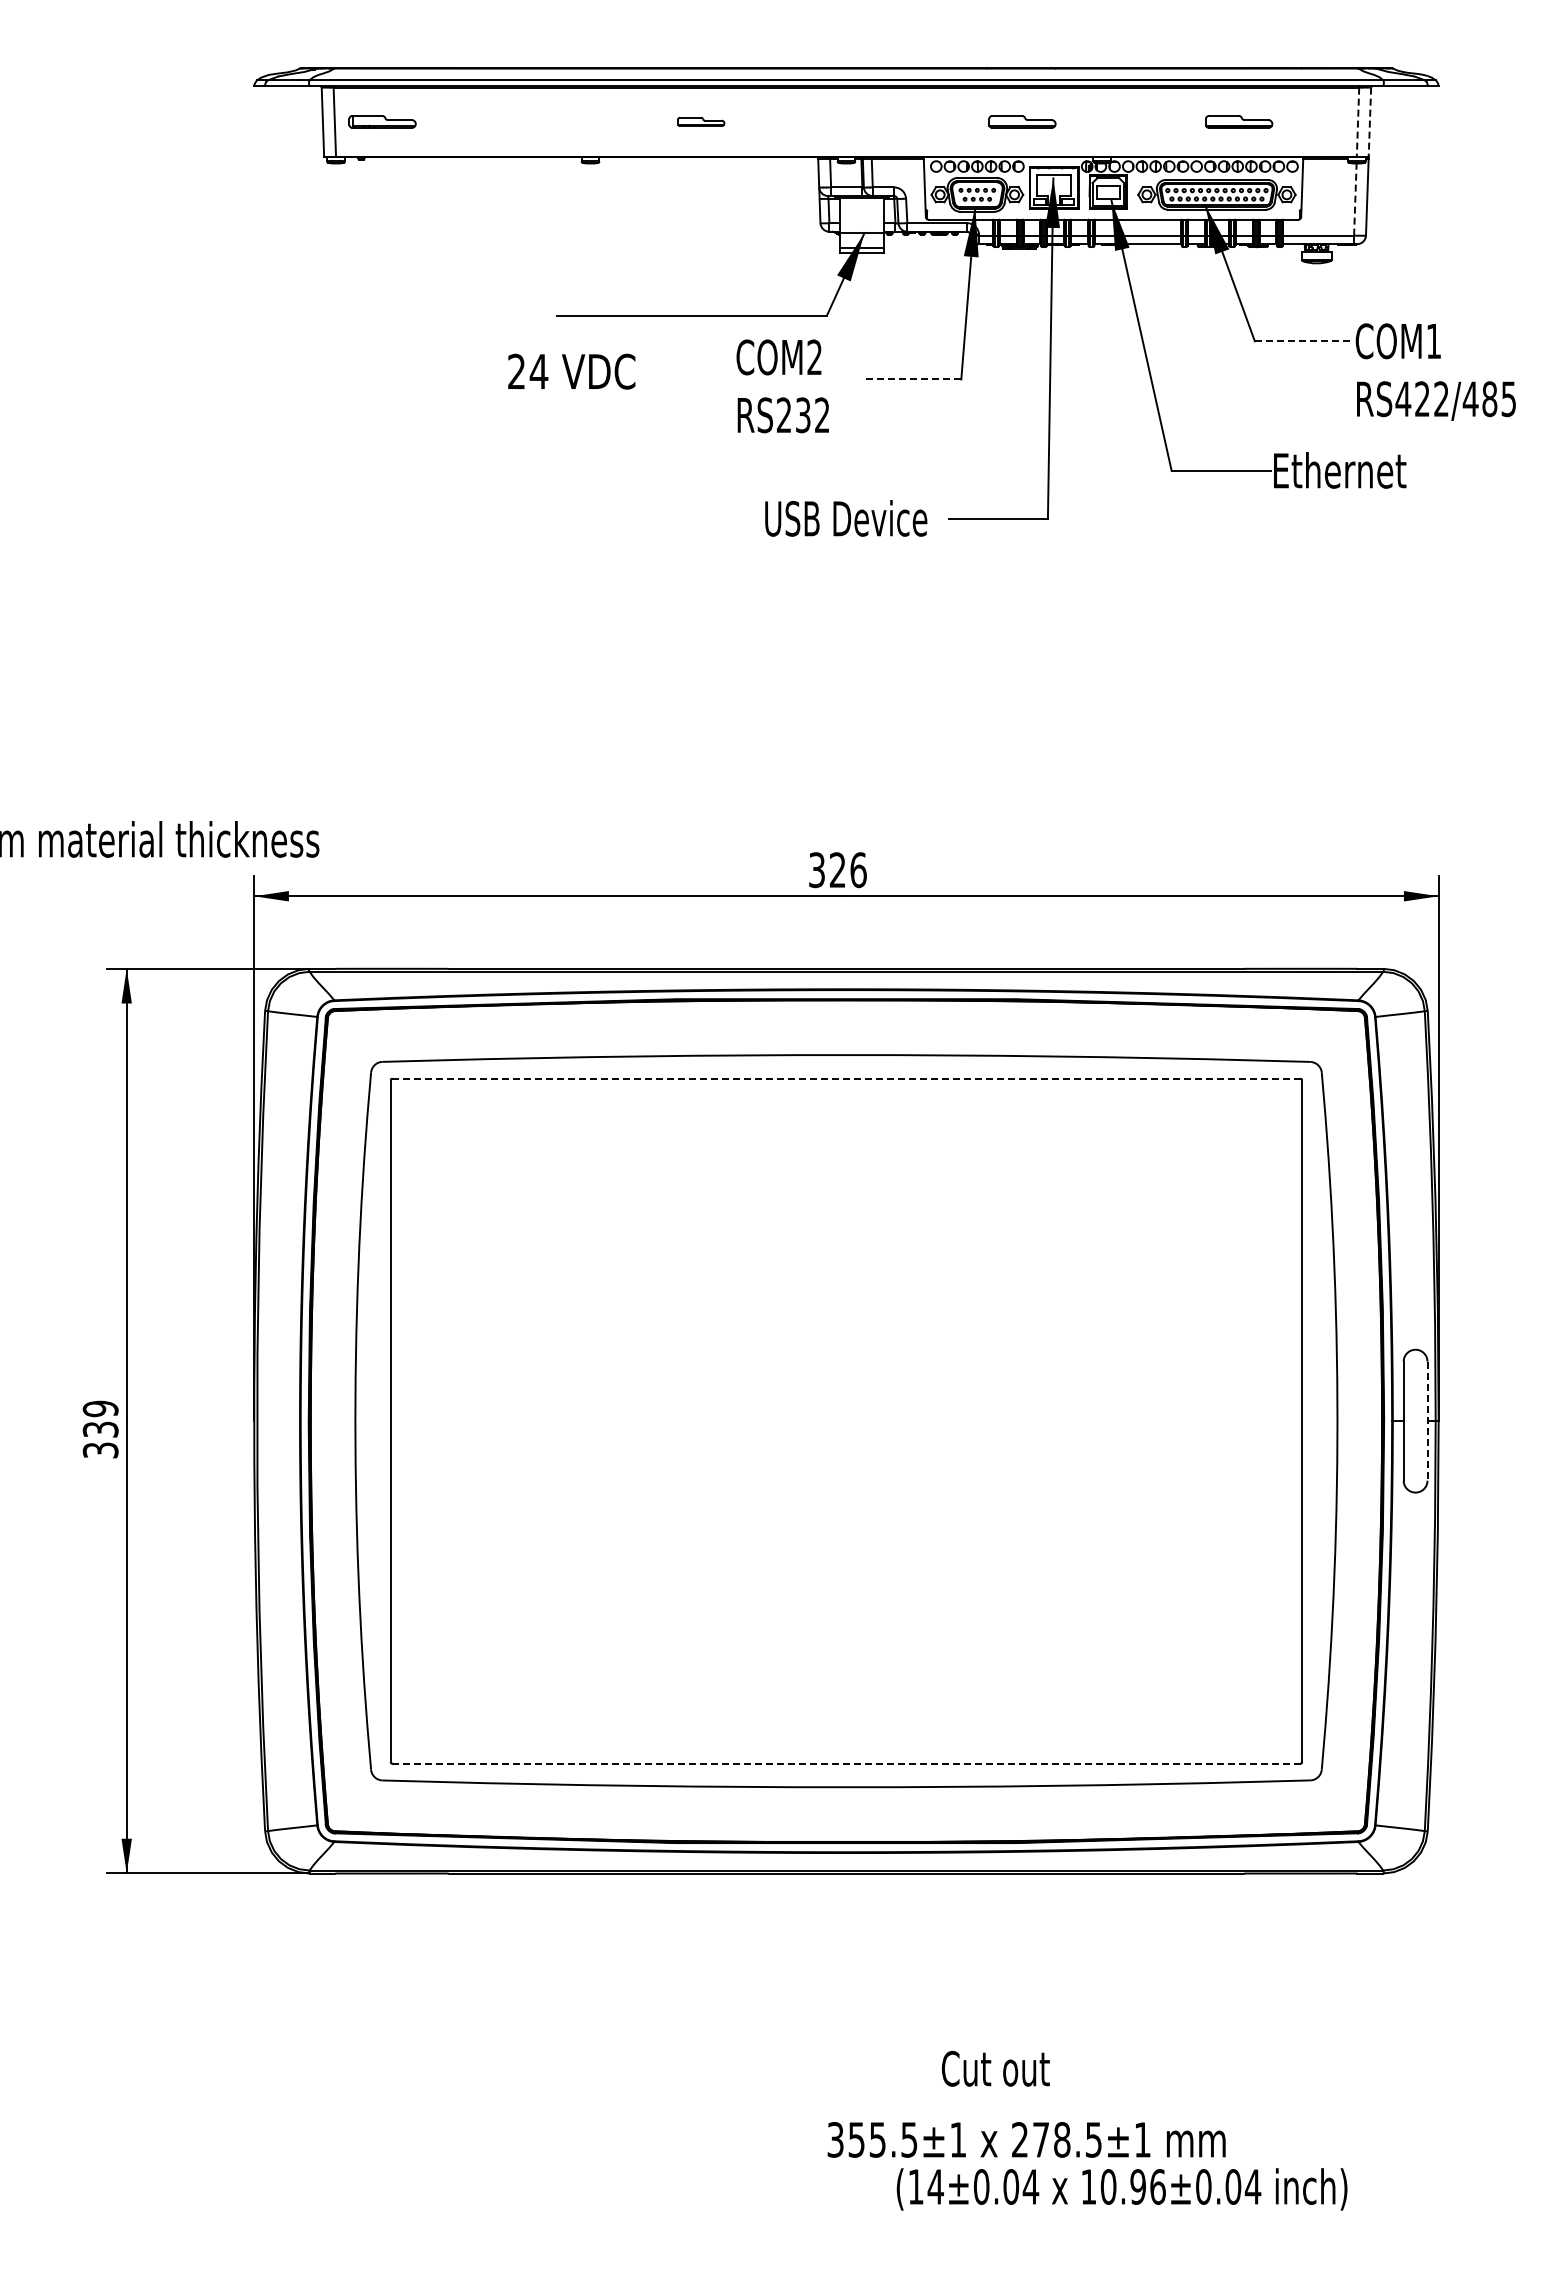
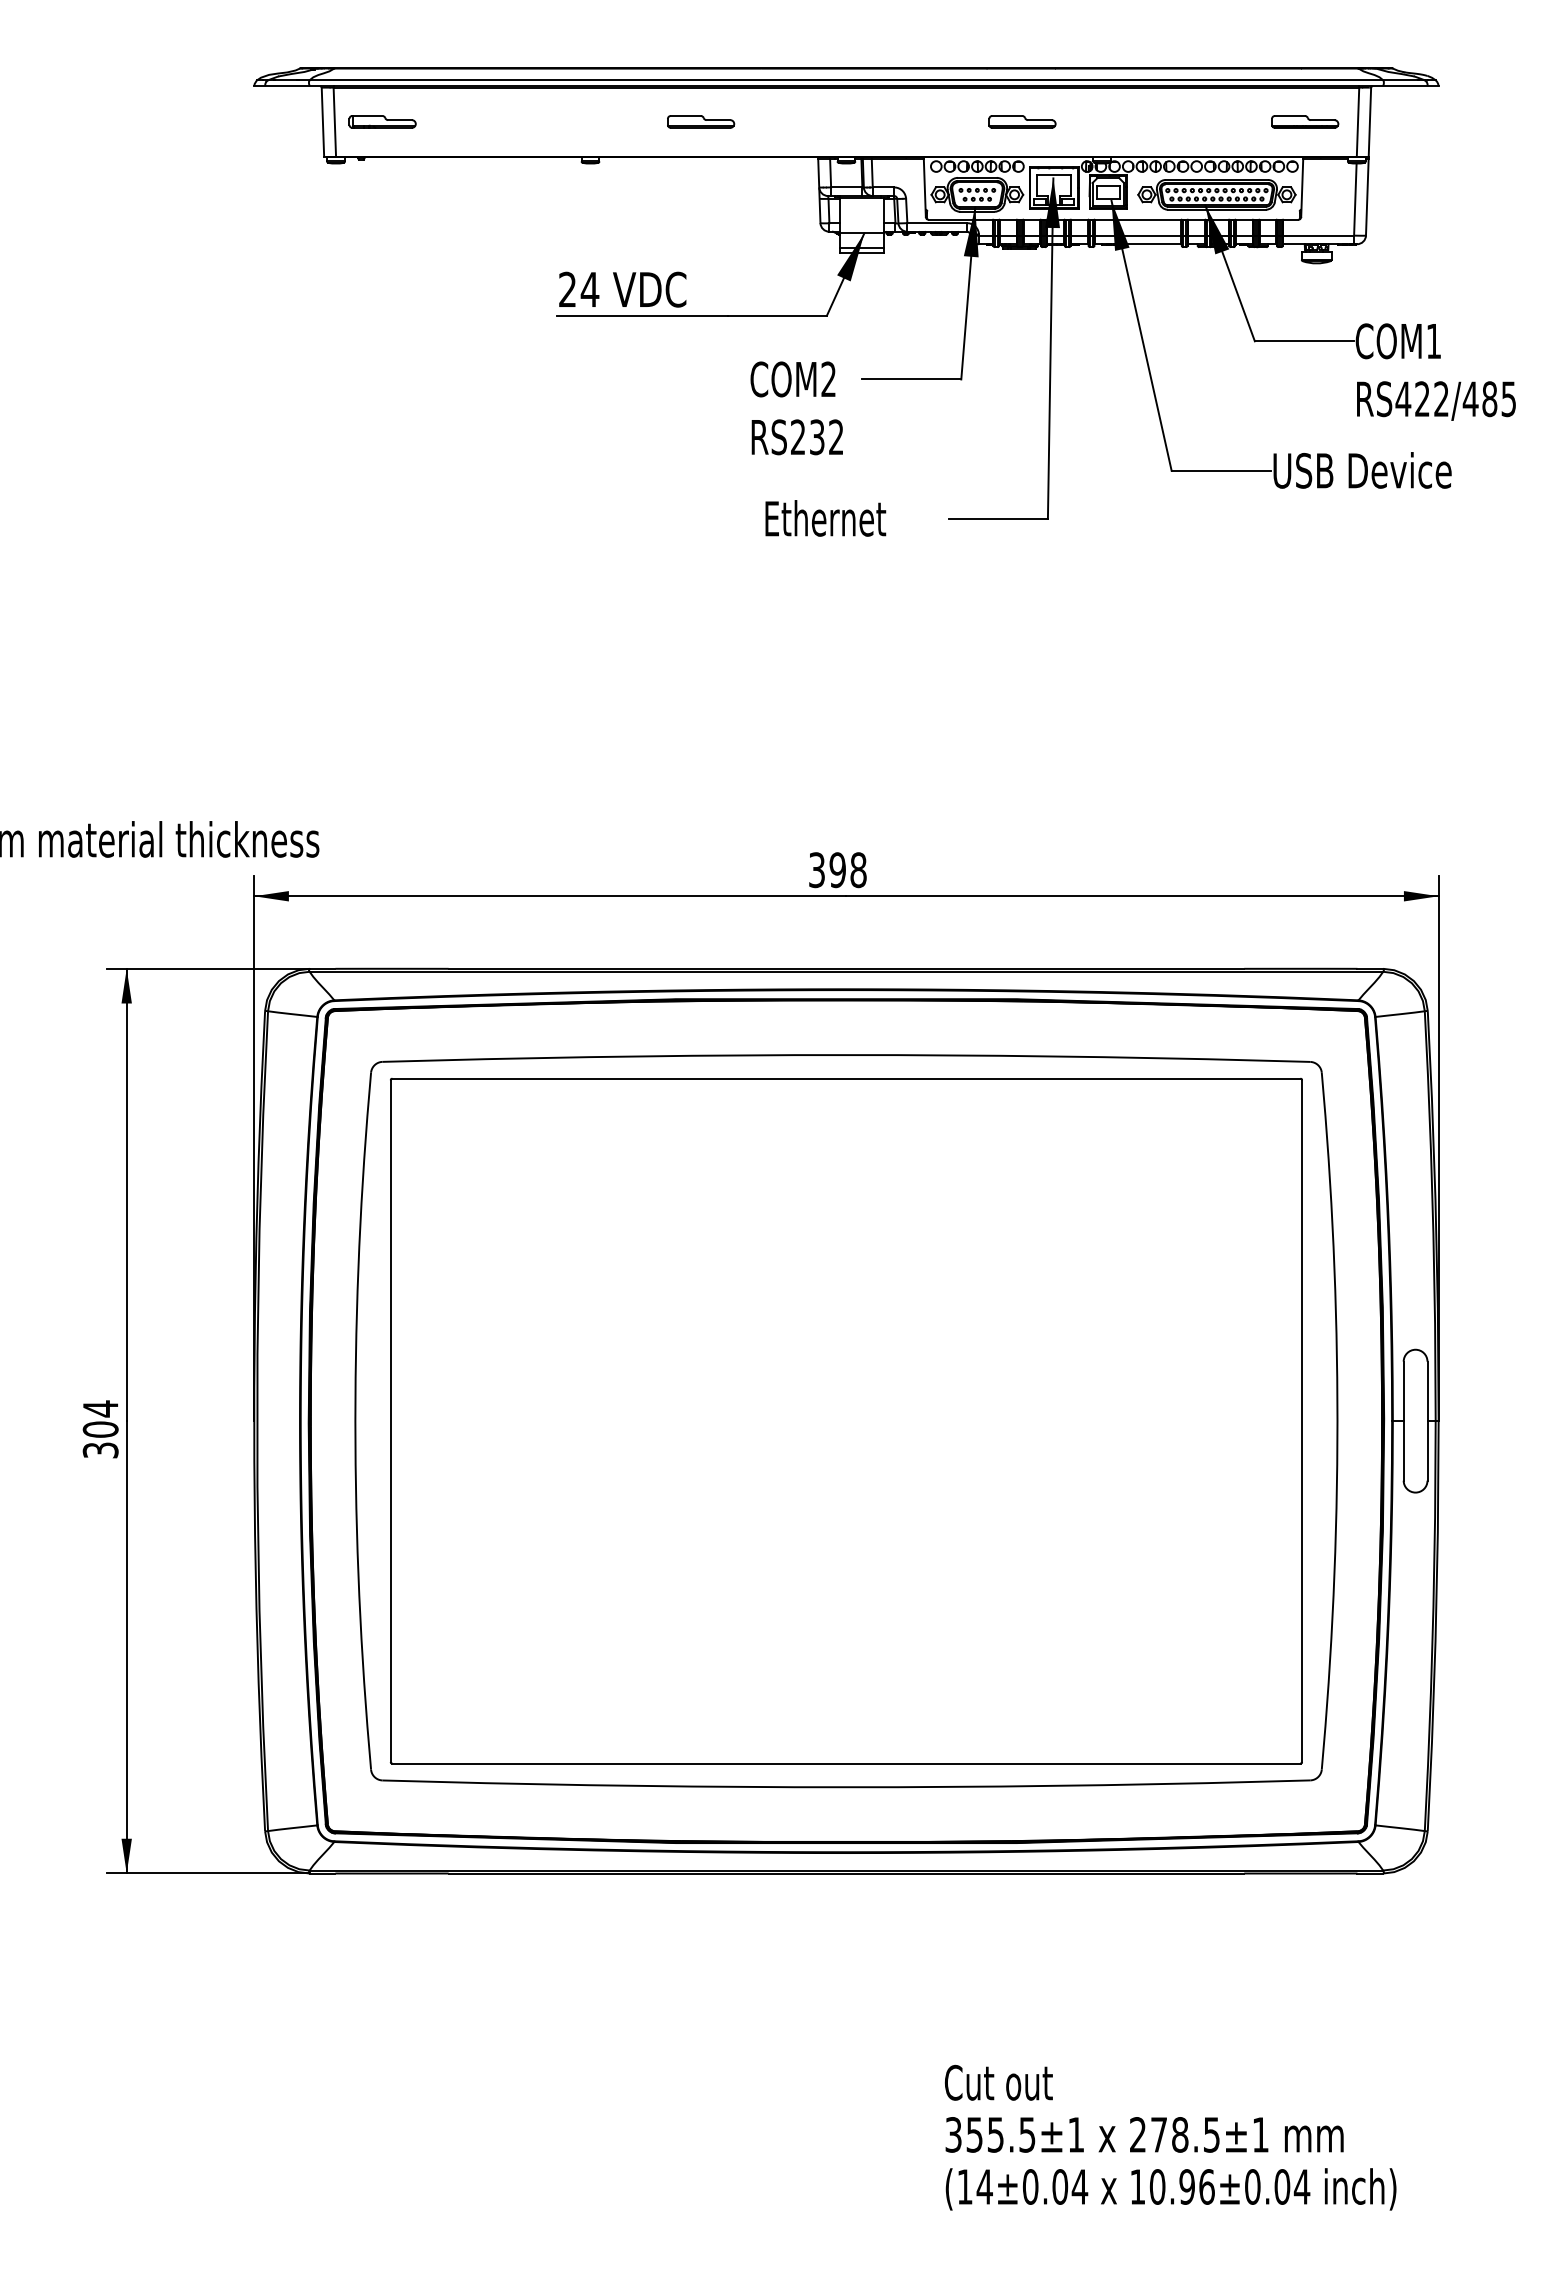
part size: 49x10 px -> 69x14 px (701, 121)
part position: (1239, 121) -> (1305, 121) (1305, 121)
line: dashed -> solid (1358, 122)
line: dashed -> solid (1369, 122)
line: dashed -> solid (1355, 199)
line: dashed -> solid (1304, 341)
text position: (571, 371) -> (622, 289) (622, 289)
line: dashed -> solid (911, 379)
text position: (782, 386) -> (796, 408) (796, 408)
text: Ethernet -> USB Device (1362, 470)
text: USB Device -> Ethernet (846, 518)
text: 326 -> 398 (847, 870)
line: dashed -> solid (845, 1078)
text: 339 -> 304 (100, 1418)
line: dashed -> solid (1427, 1421)
line: dashed -> solid (846, 1763)
text position: (995, 2068) -> (998, 2082) (998, 2082)
text position: (1026, 2139) -> (1144, 2134) (1144, 2134)
text position: (1121, 2189) -> (1170, 2189) (1170, 2189)
